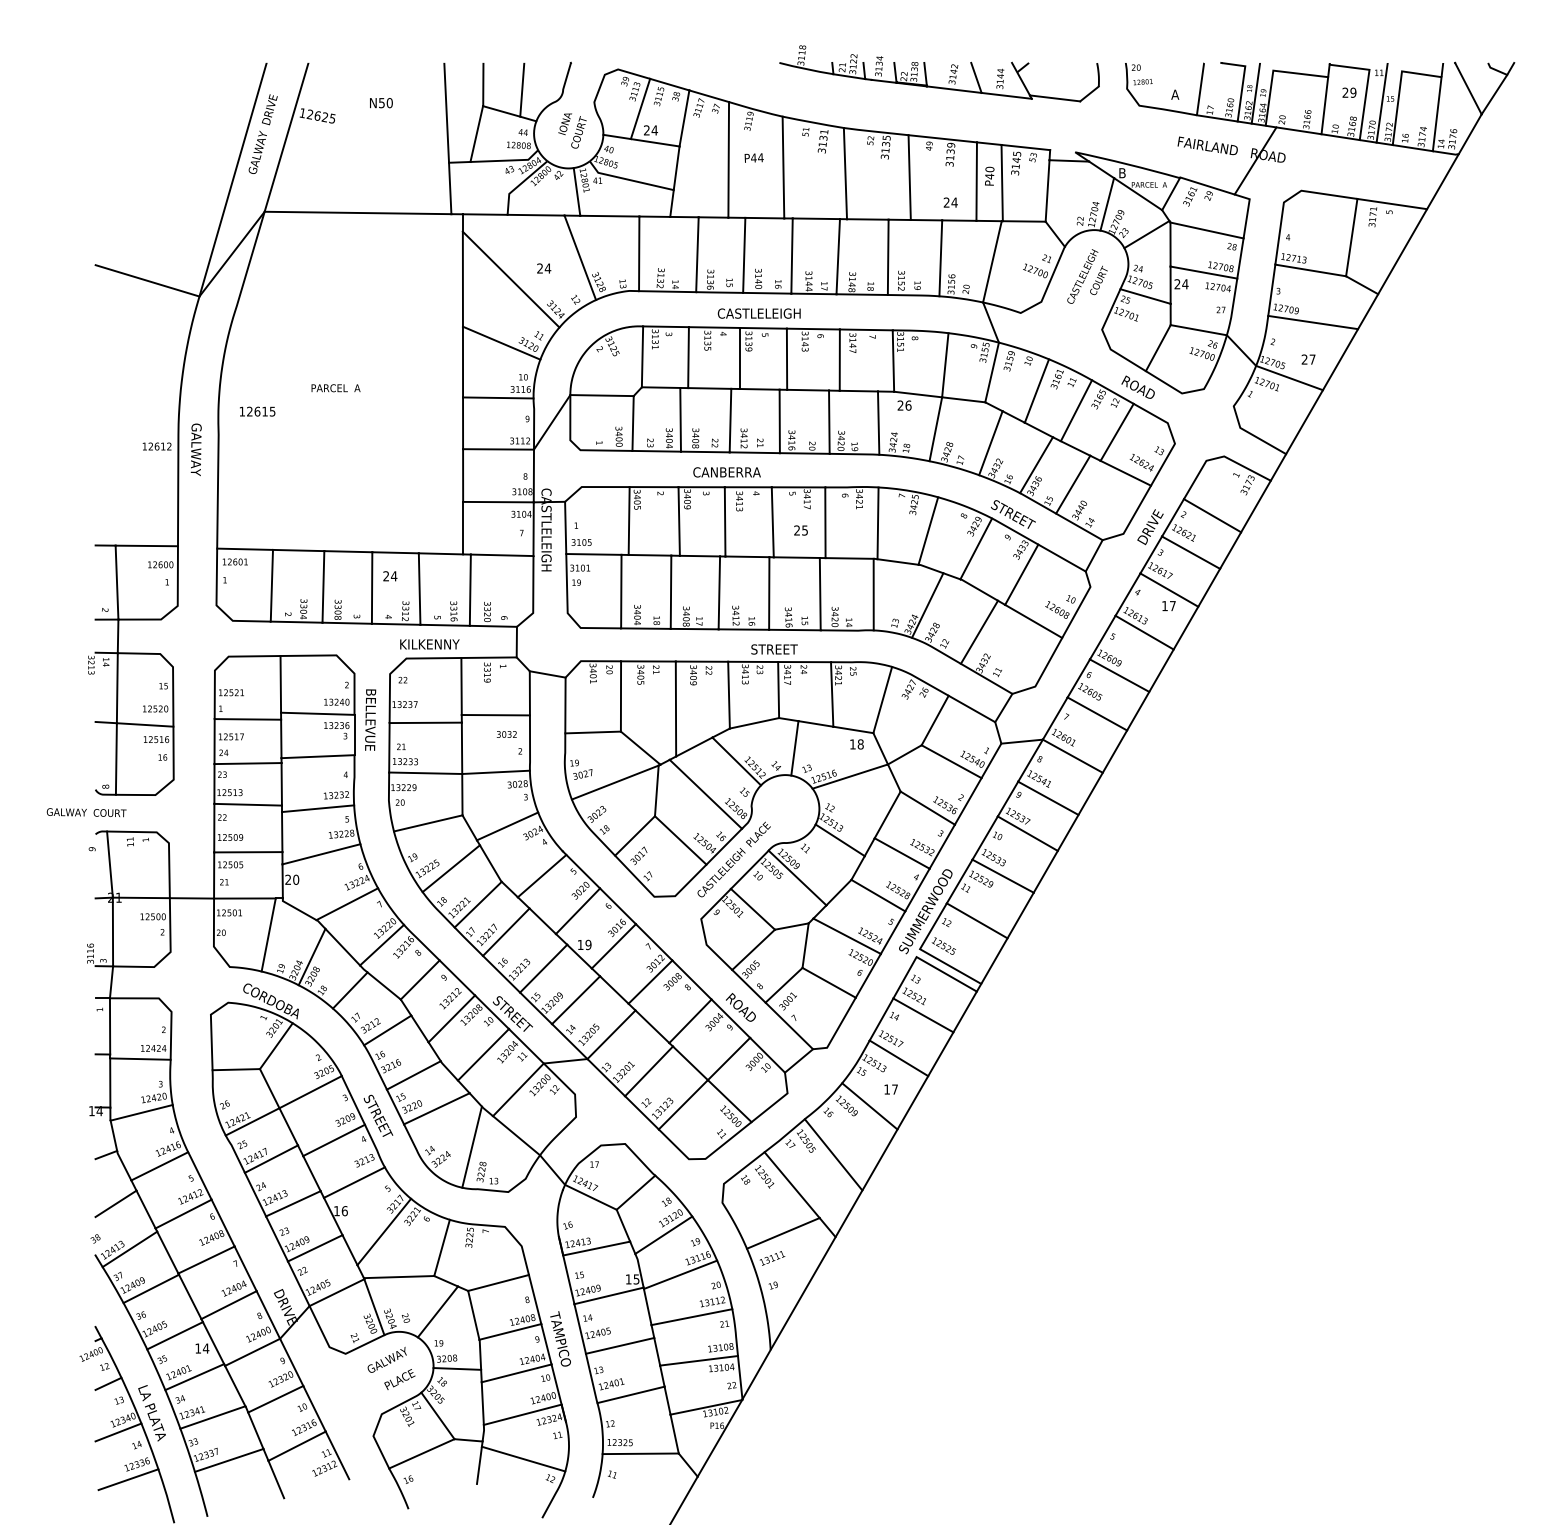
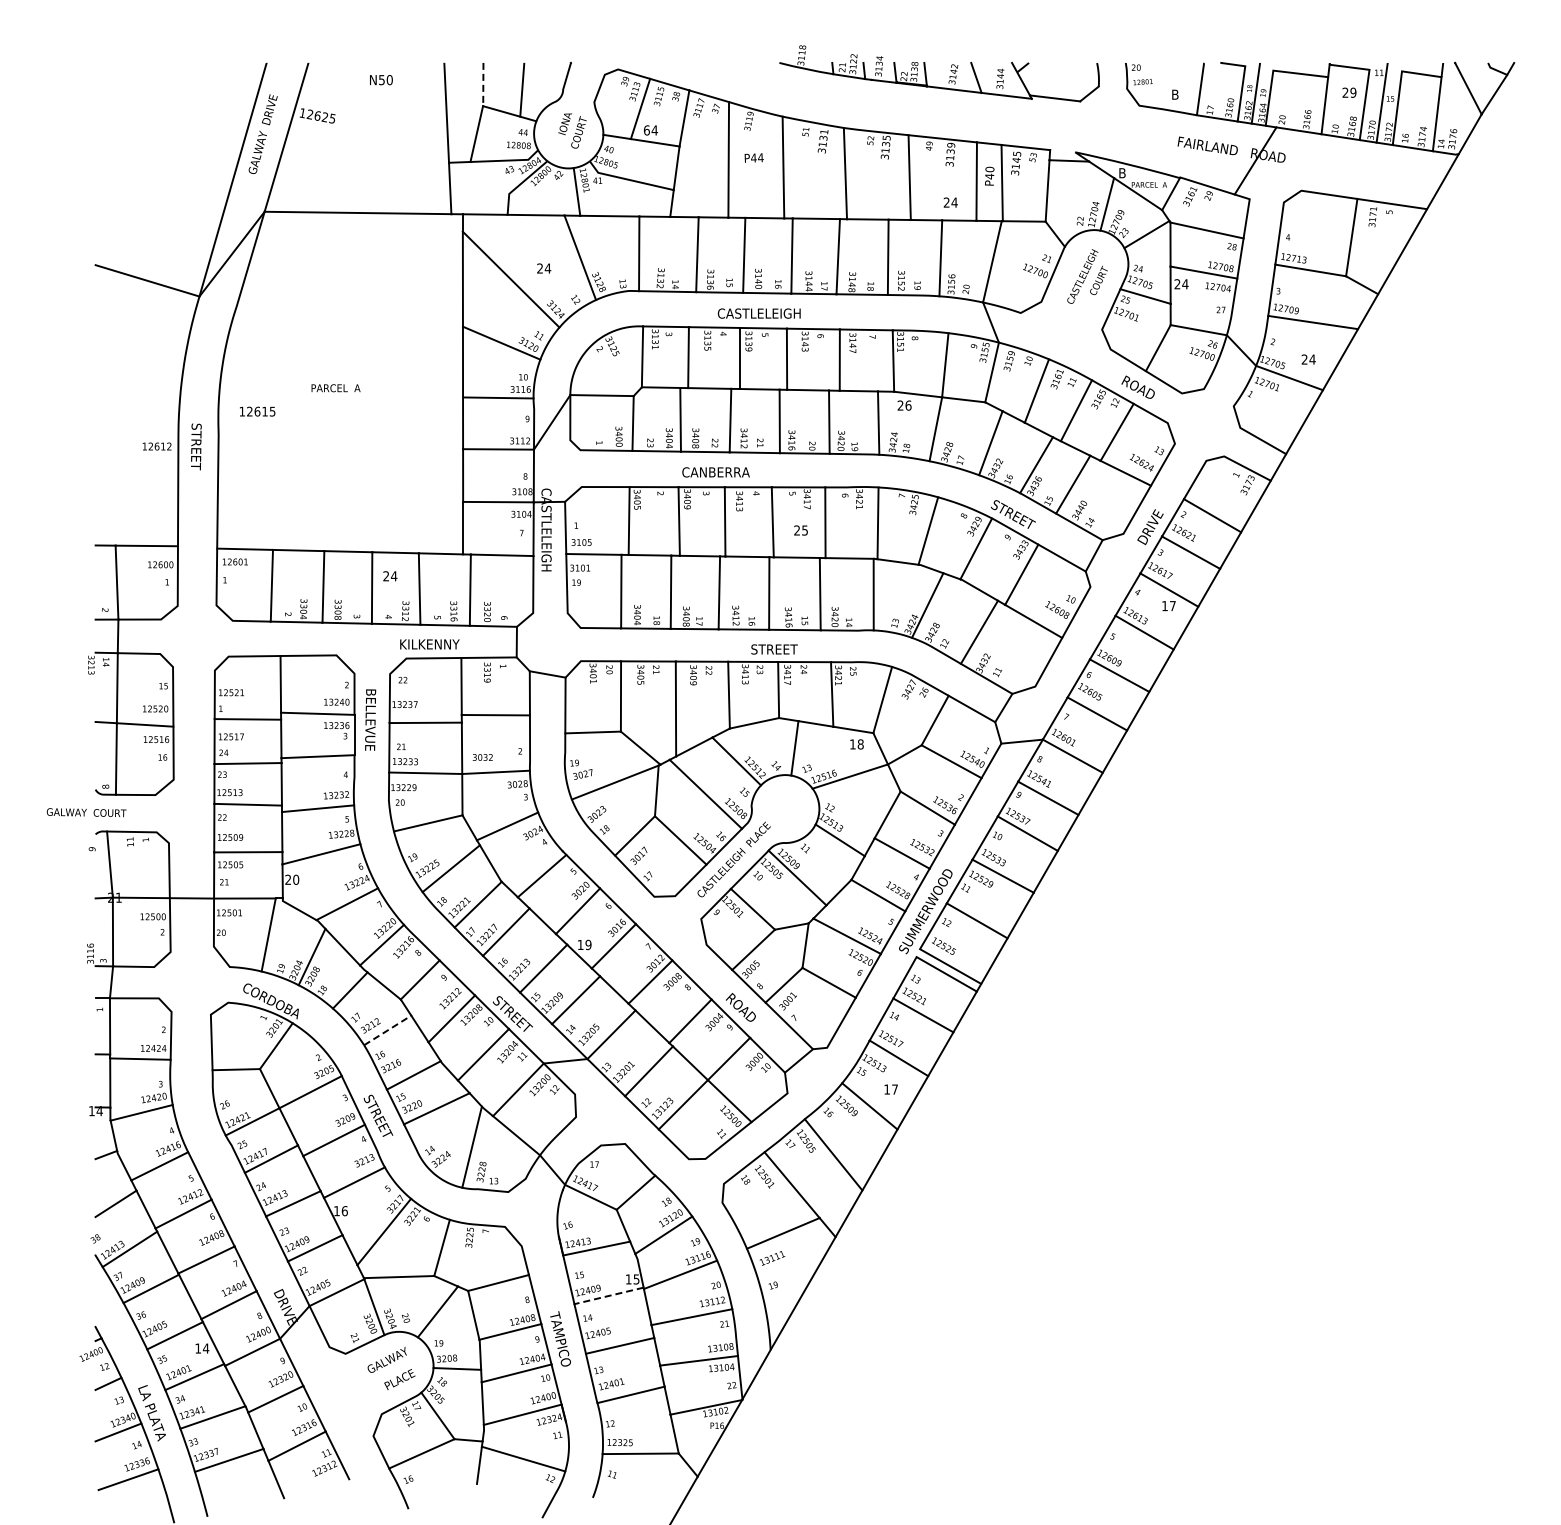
line: solid -> dashed (483, 84)
text: A -> B (1175, 94)
text position: (381, 103) -> (381, 80) (381, 80)
text: 24 -> 64 (646, 130)
text: 27 -> 24 (1312, 359)
text: GALWAY -> STREET (195, 449)
text position: (726, 472) -> (715, 472) (715, 472)
text position: (506, 734) -> (482, 757) (482, 757)
line: solid -> dashed (387, 1030)
line: solid -> dashed (609, 1295)
